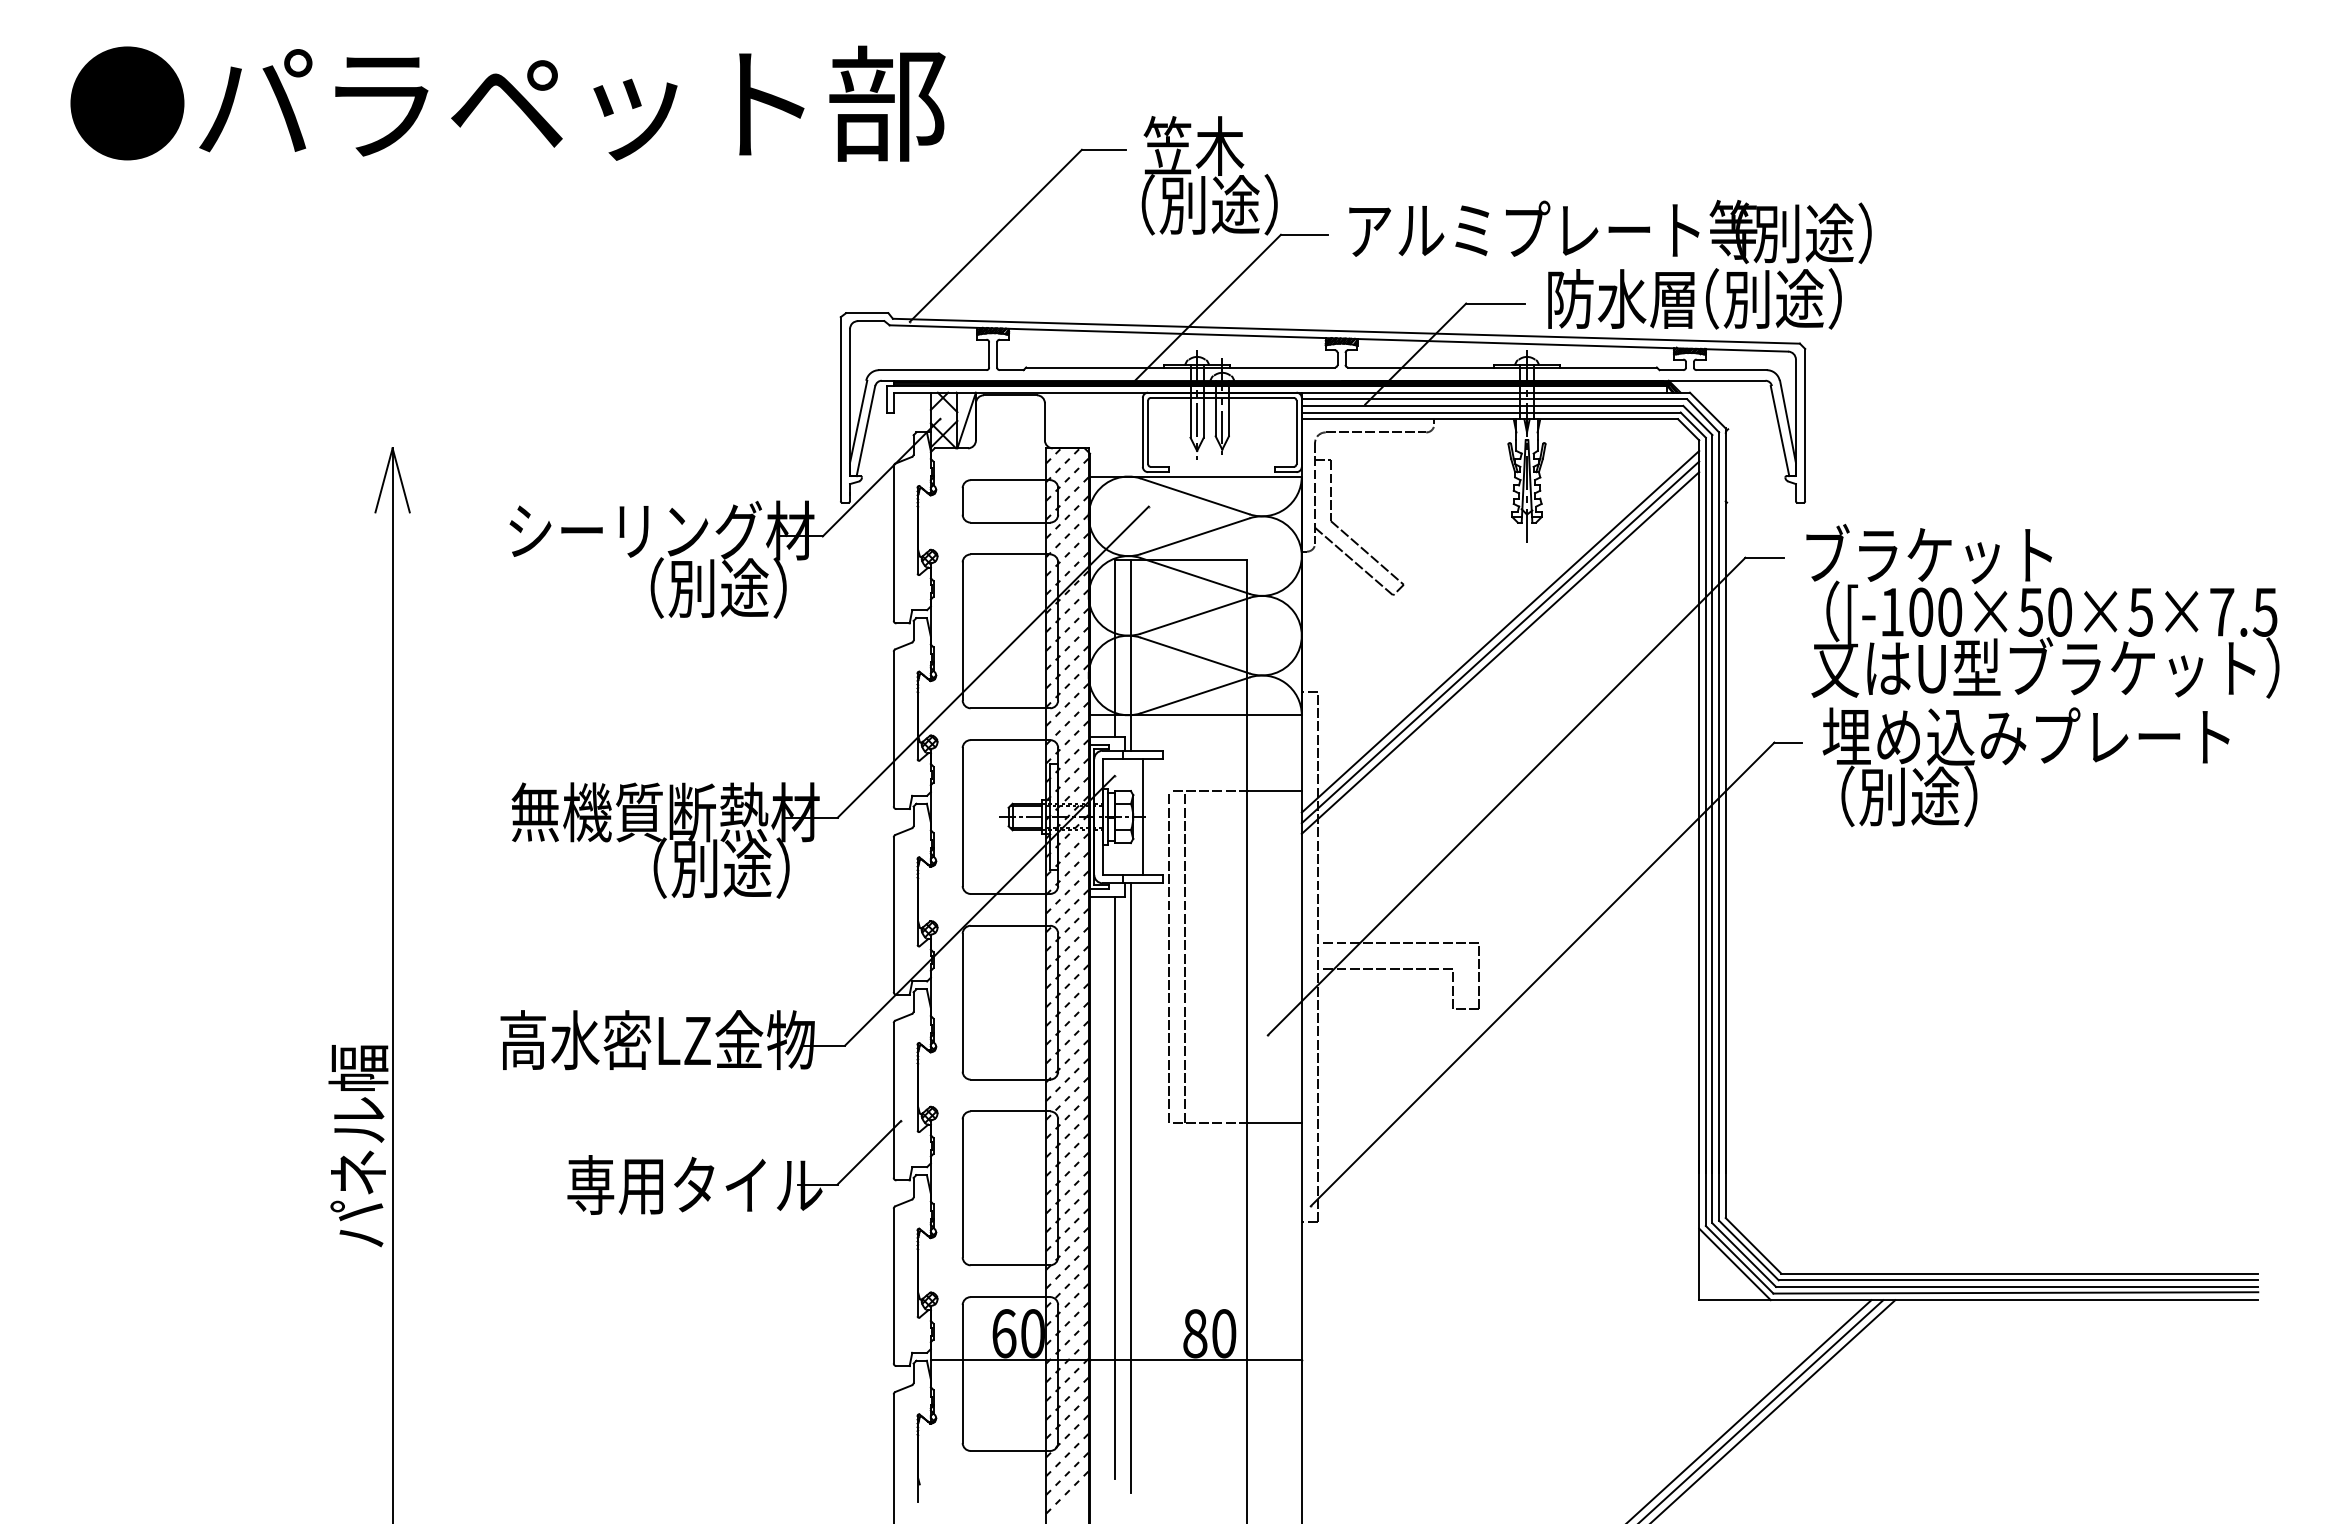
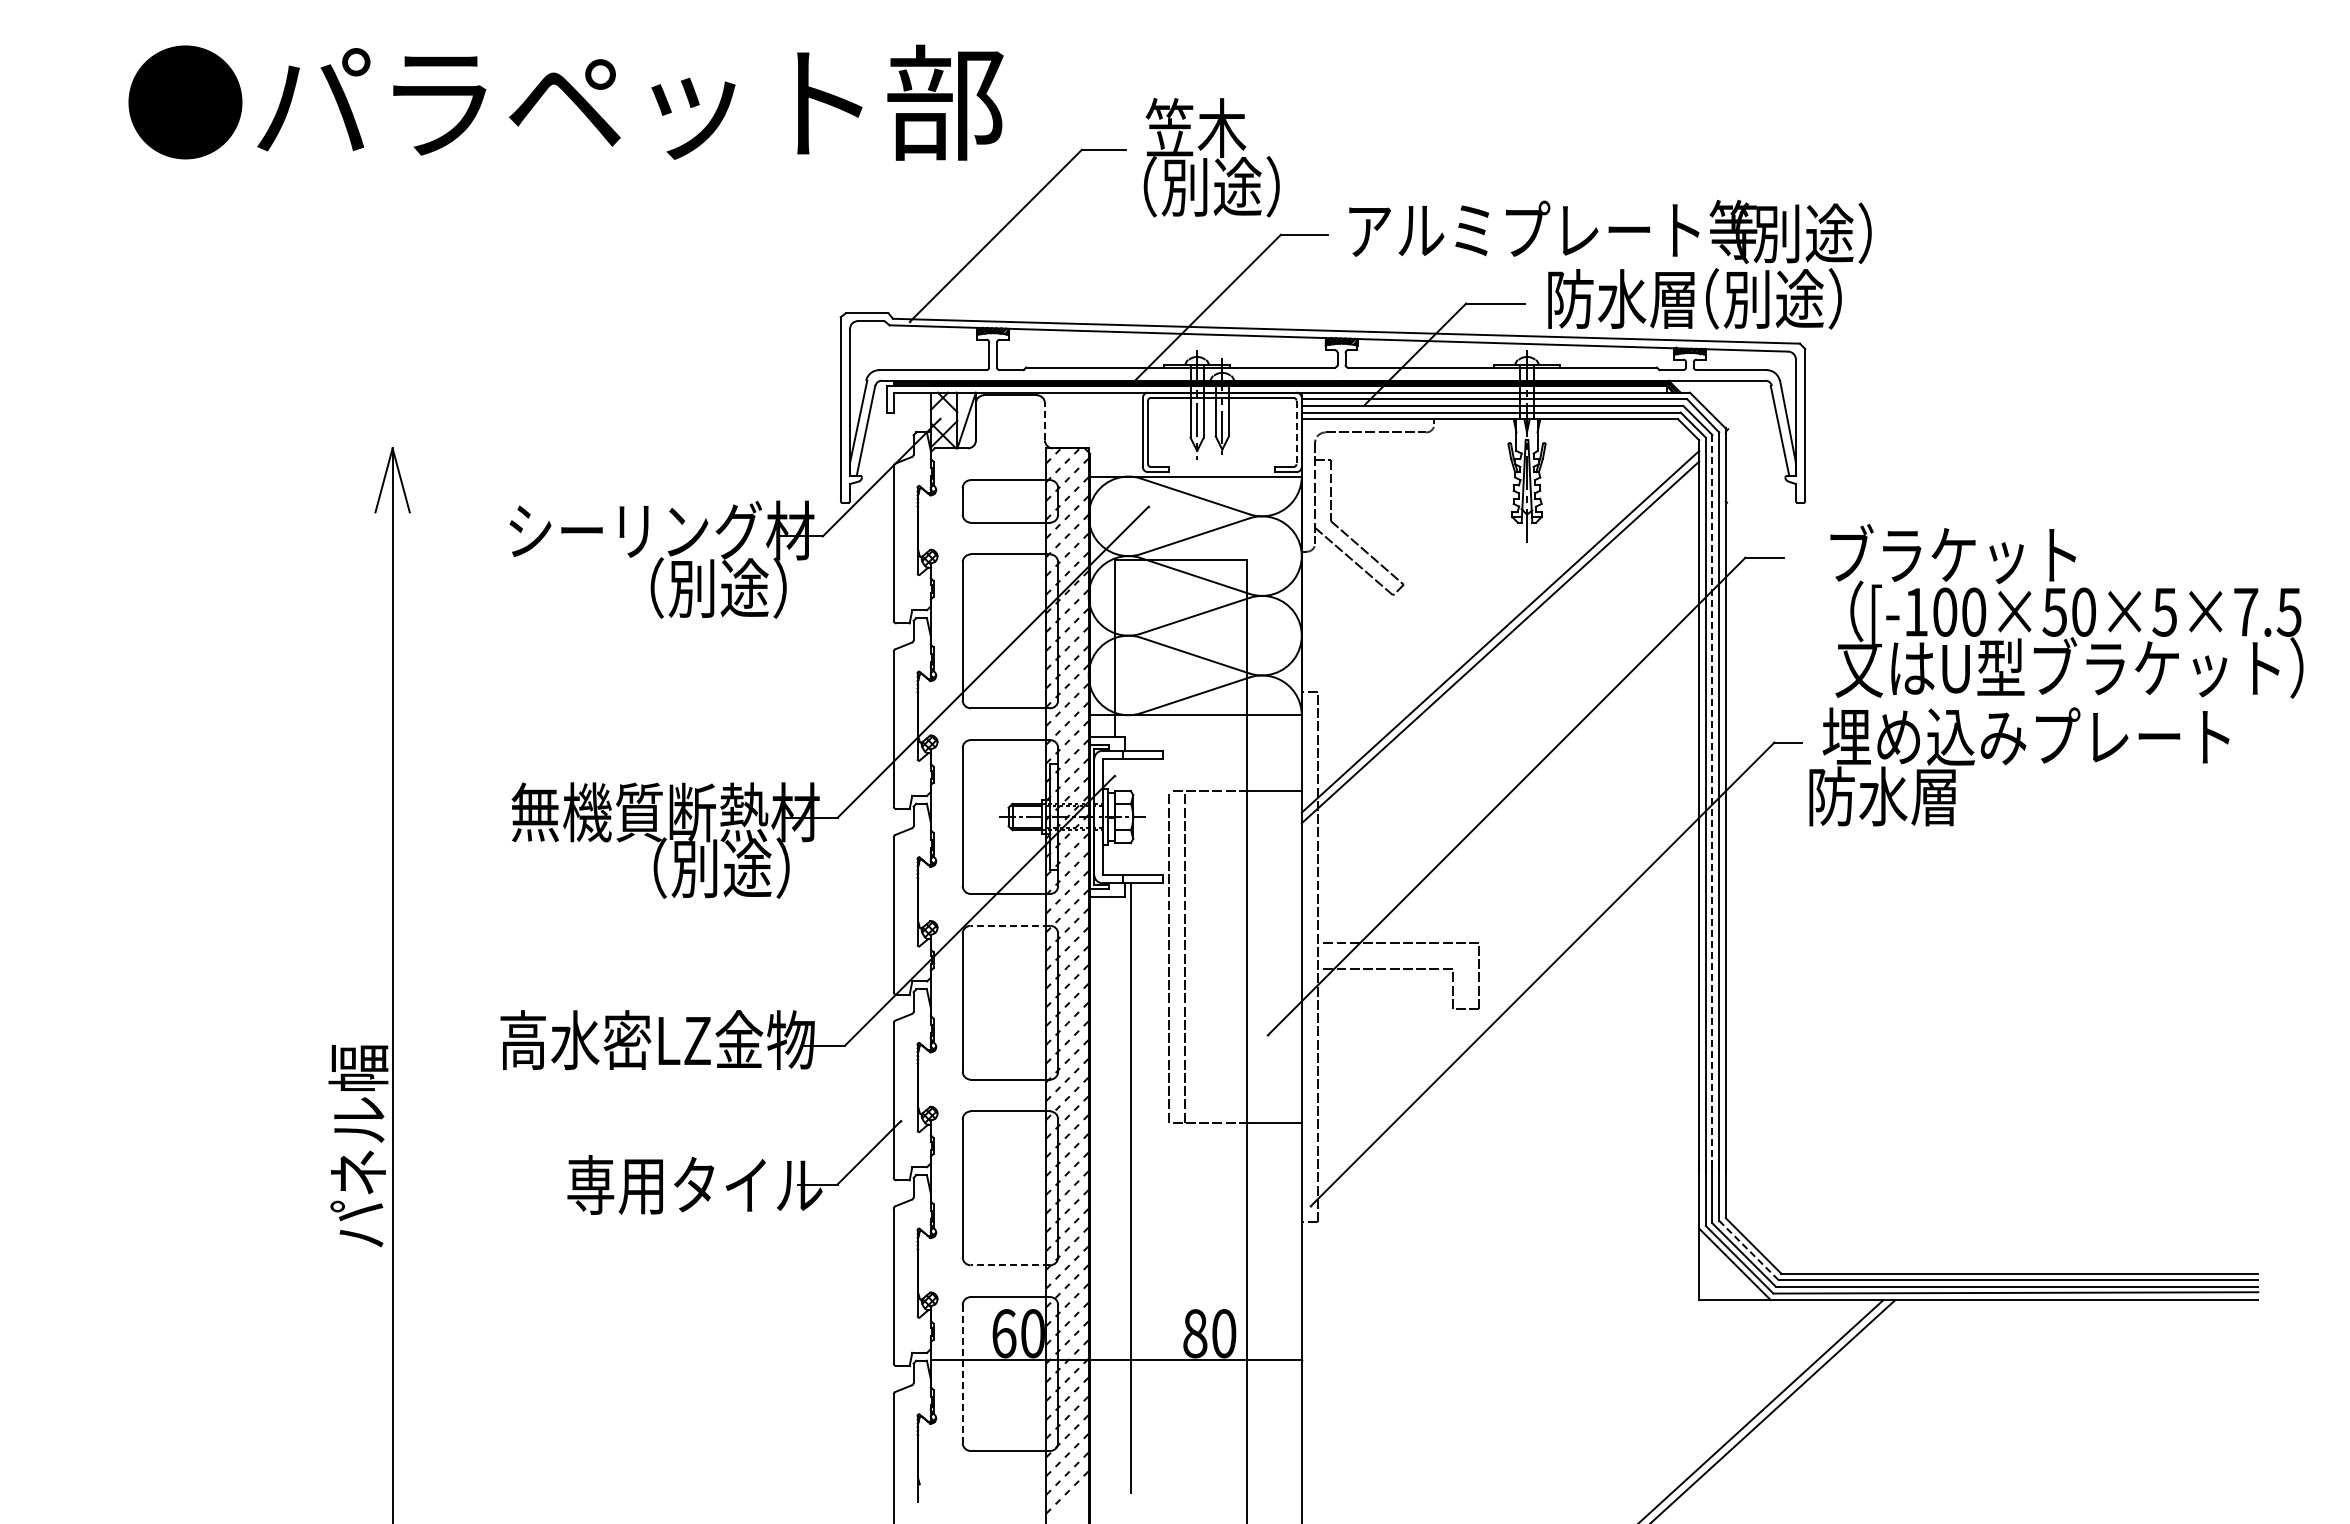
text position: (507, 103) -> (565, 102) (565, 102)
text position: (1209, 175) -> (1211, 157) (1211, 157)
line: solid -> dashed (1044, 421)
line: solid -> dashed (1296, 432)
text position: (2042, 611) -> (2066, 611) (2066, 611)
line: present -> none (1500, 652)
line: present -> none (1130, 654)
text: （別途） -> 防水層 (1893, 796)
line: solid -> dashed (1712, 804)
line: present -> none (1142, 816)
line: solid -> dashed (1010, 925)
line: present -> none (1115, 1188)
line: solid -> dashed (1749, 1250)
line: solid -> dashed (1010, 1265)
line: solid -> dashed (962, 1374)
line: present -> none (1750, 1410)
